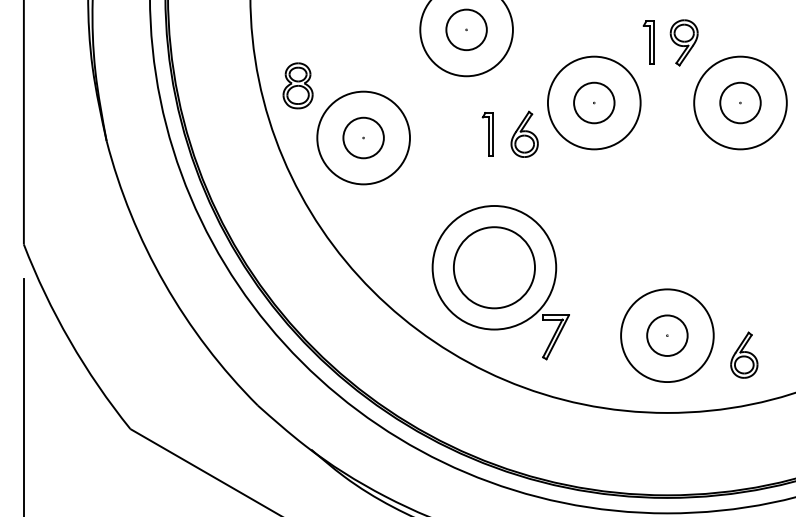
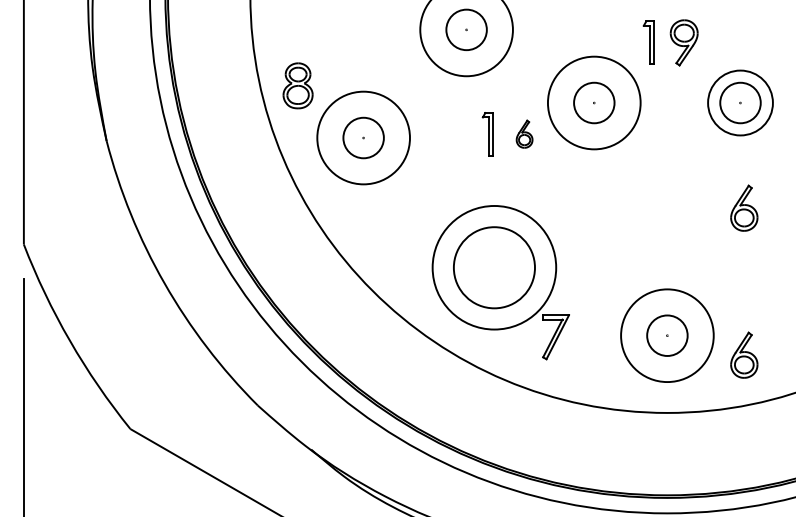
circle diameter: 93 px -> 65 px (740, 102)
part size: 29x48 px -> 19x30 px (524, 133)
part: none -> present (744, 207)
